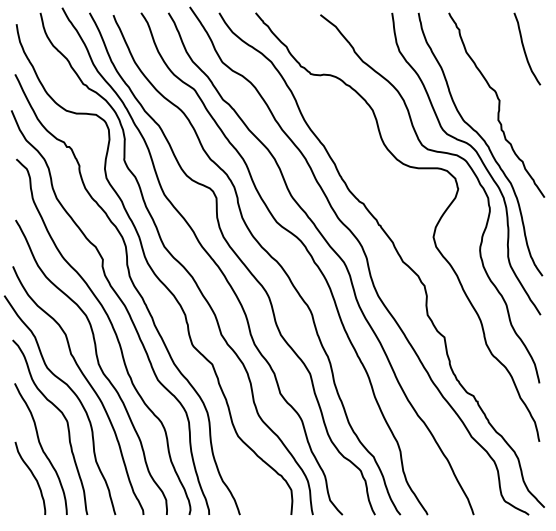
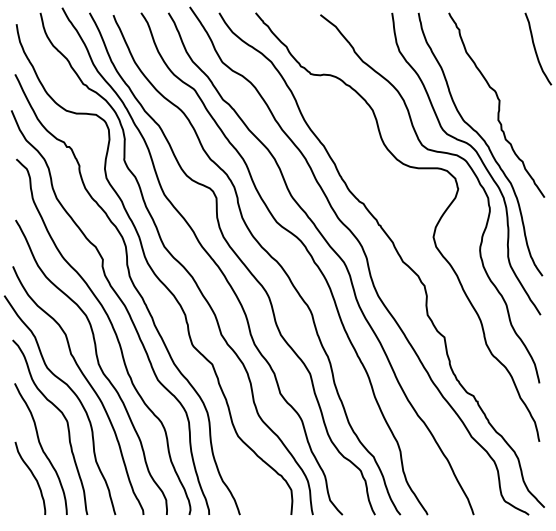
curve position: (525, 49) -> (536, 49) (536, 49)
